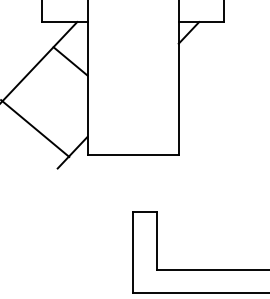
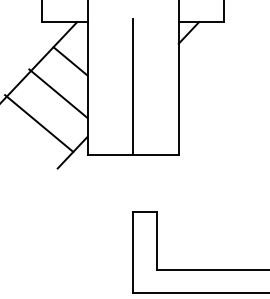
line: none -> present (133, 86)
line: none -> present (58, 93)
line position: (35, 129) -> (39, 123) (39, 123)
